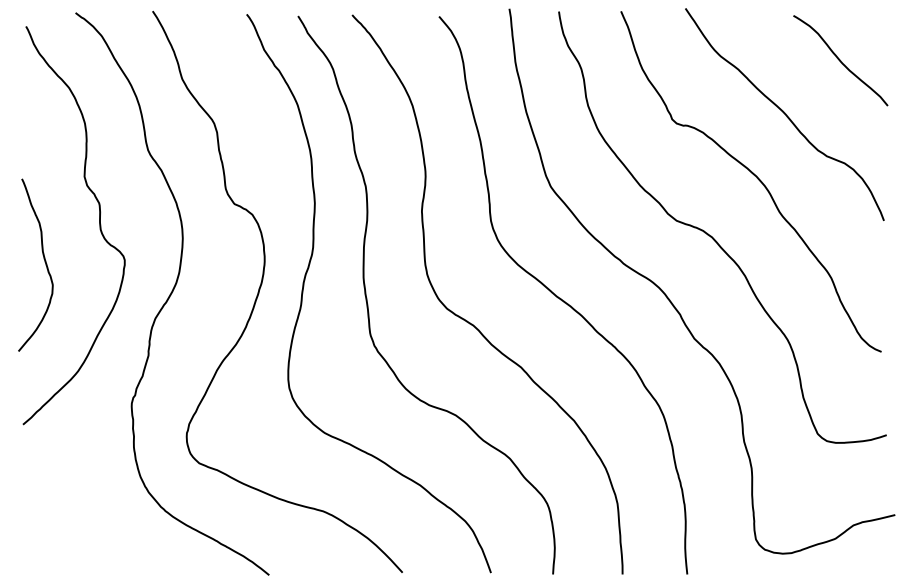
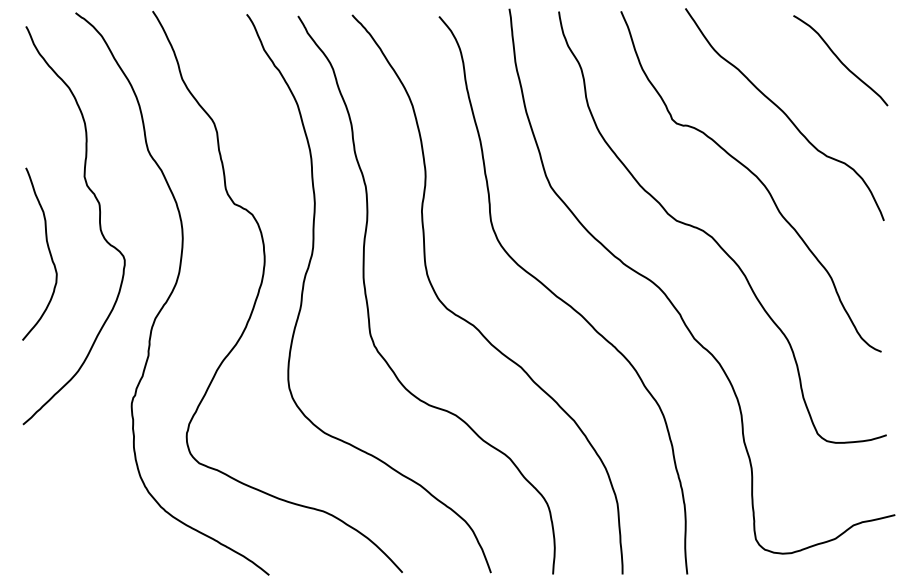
curve position: (44, 262) -> (48, 251) (48, 251)
